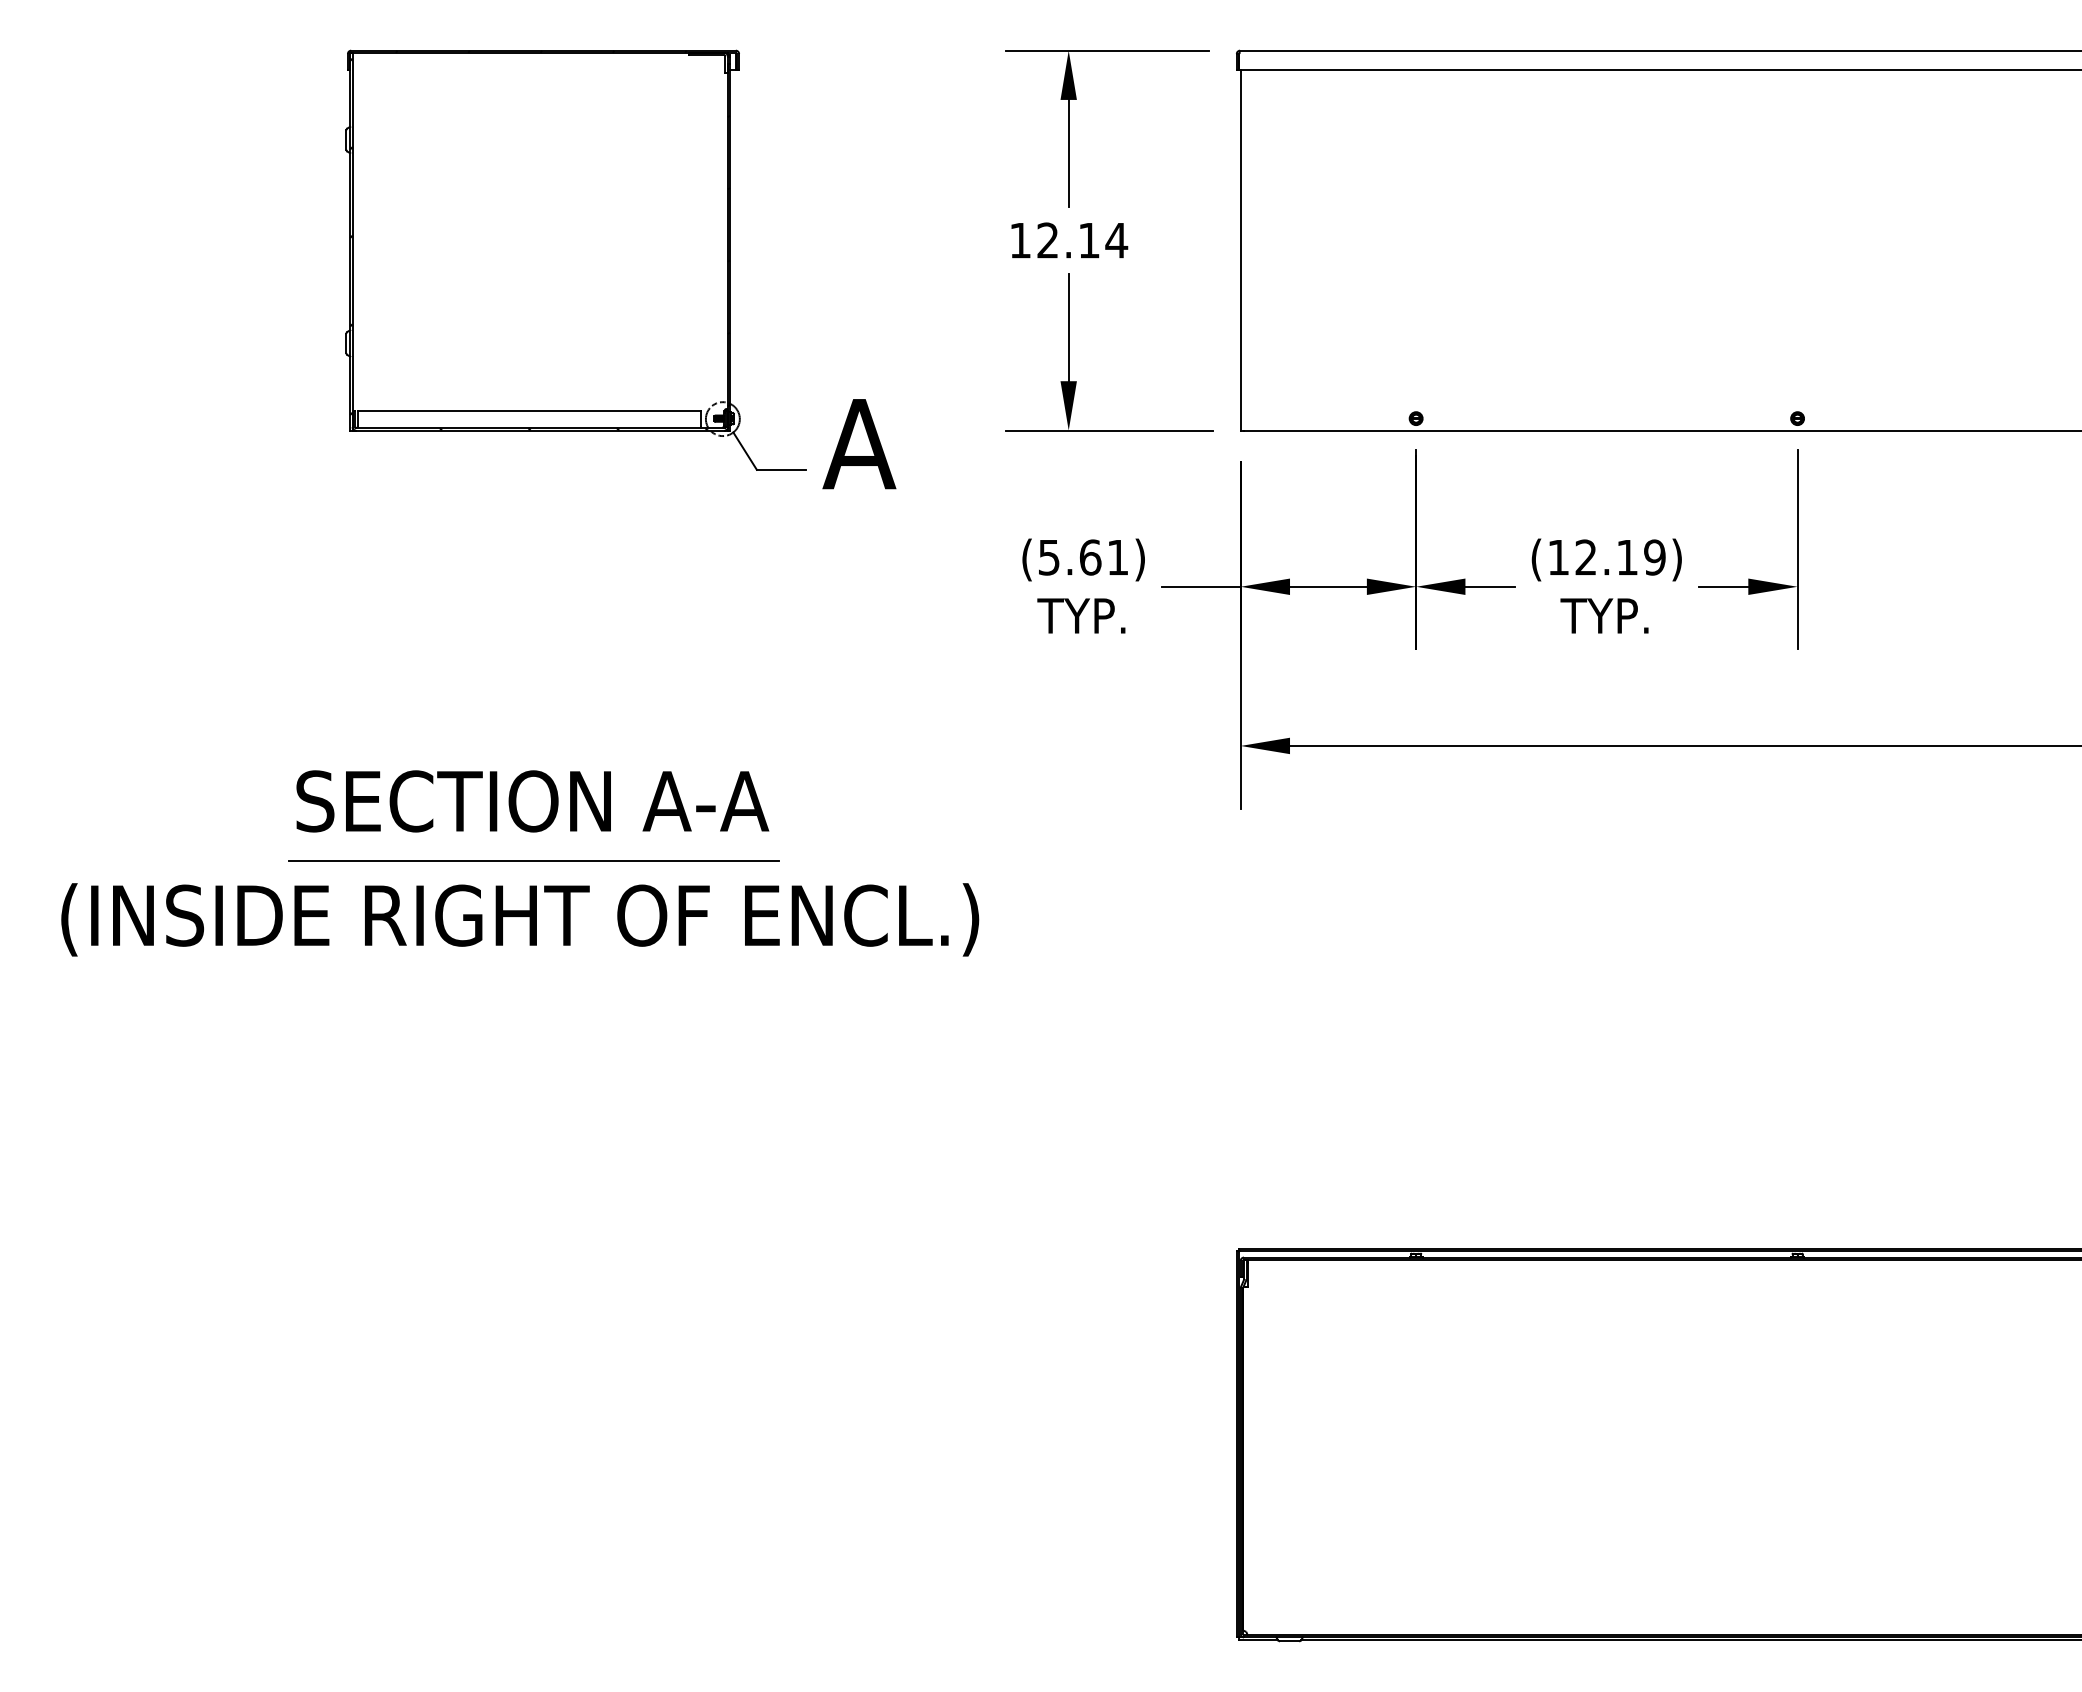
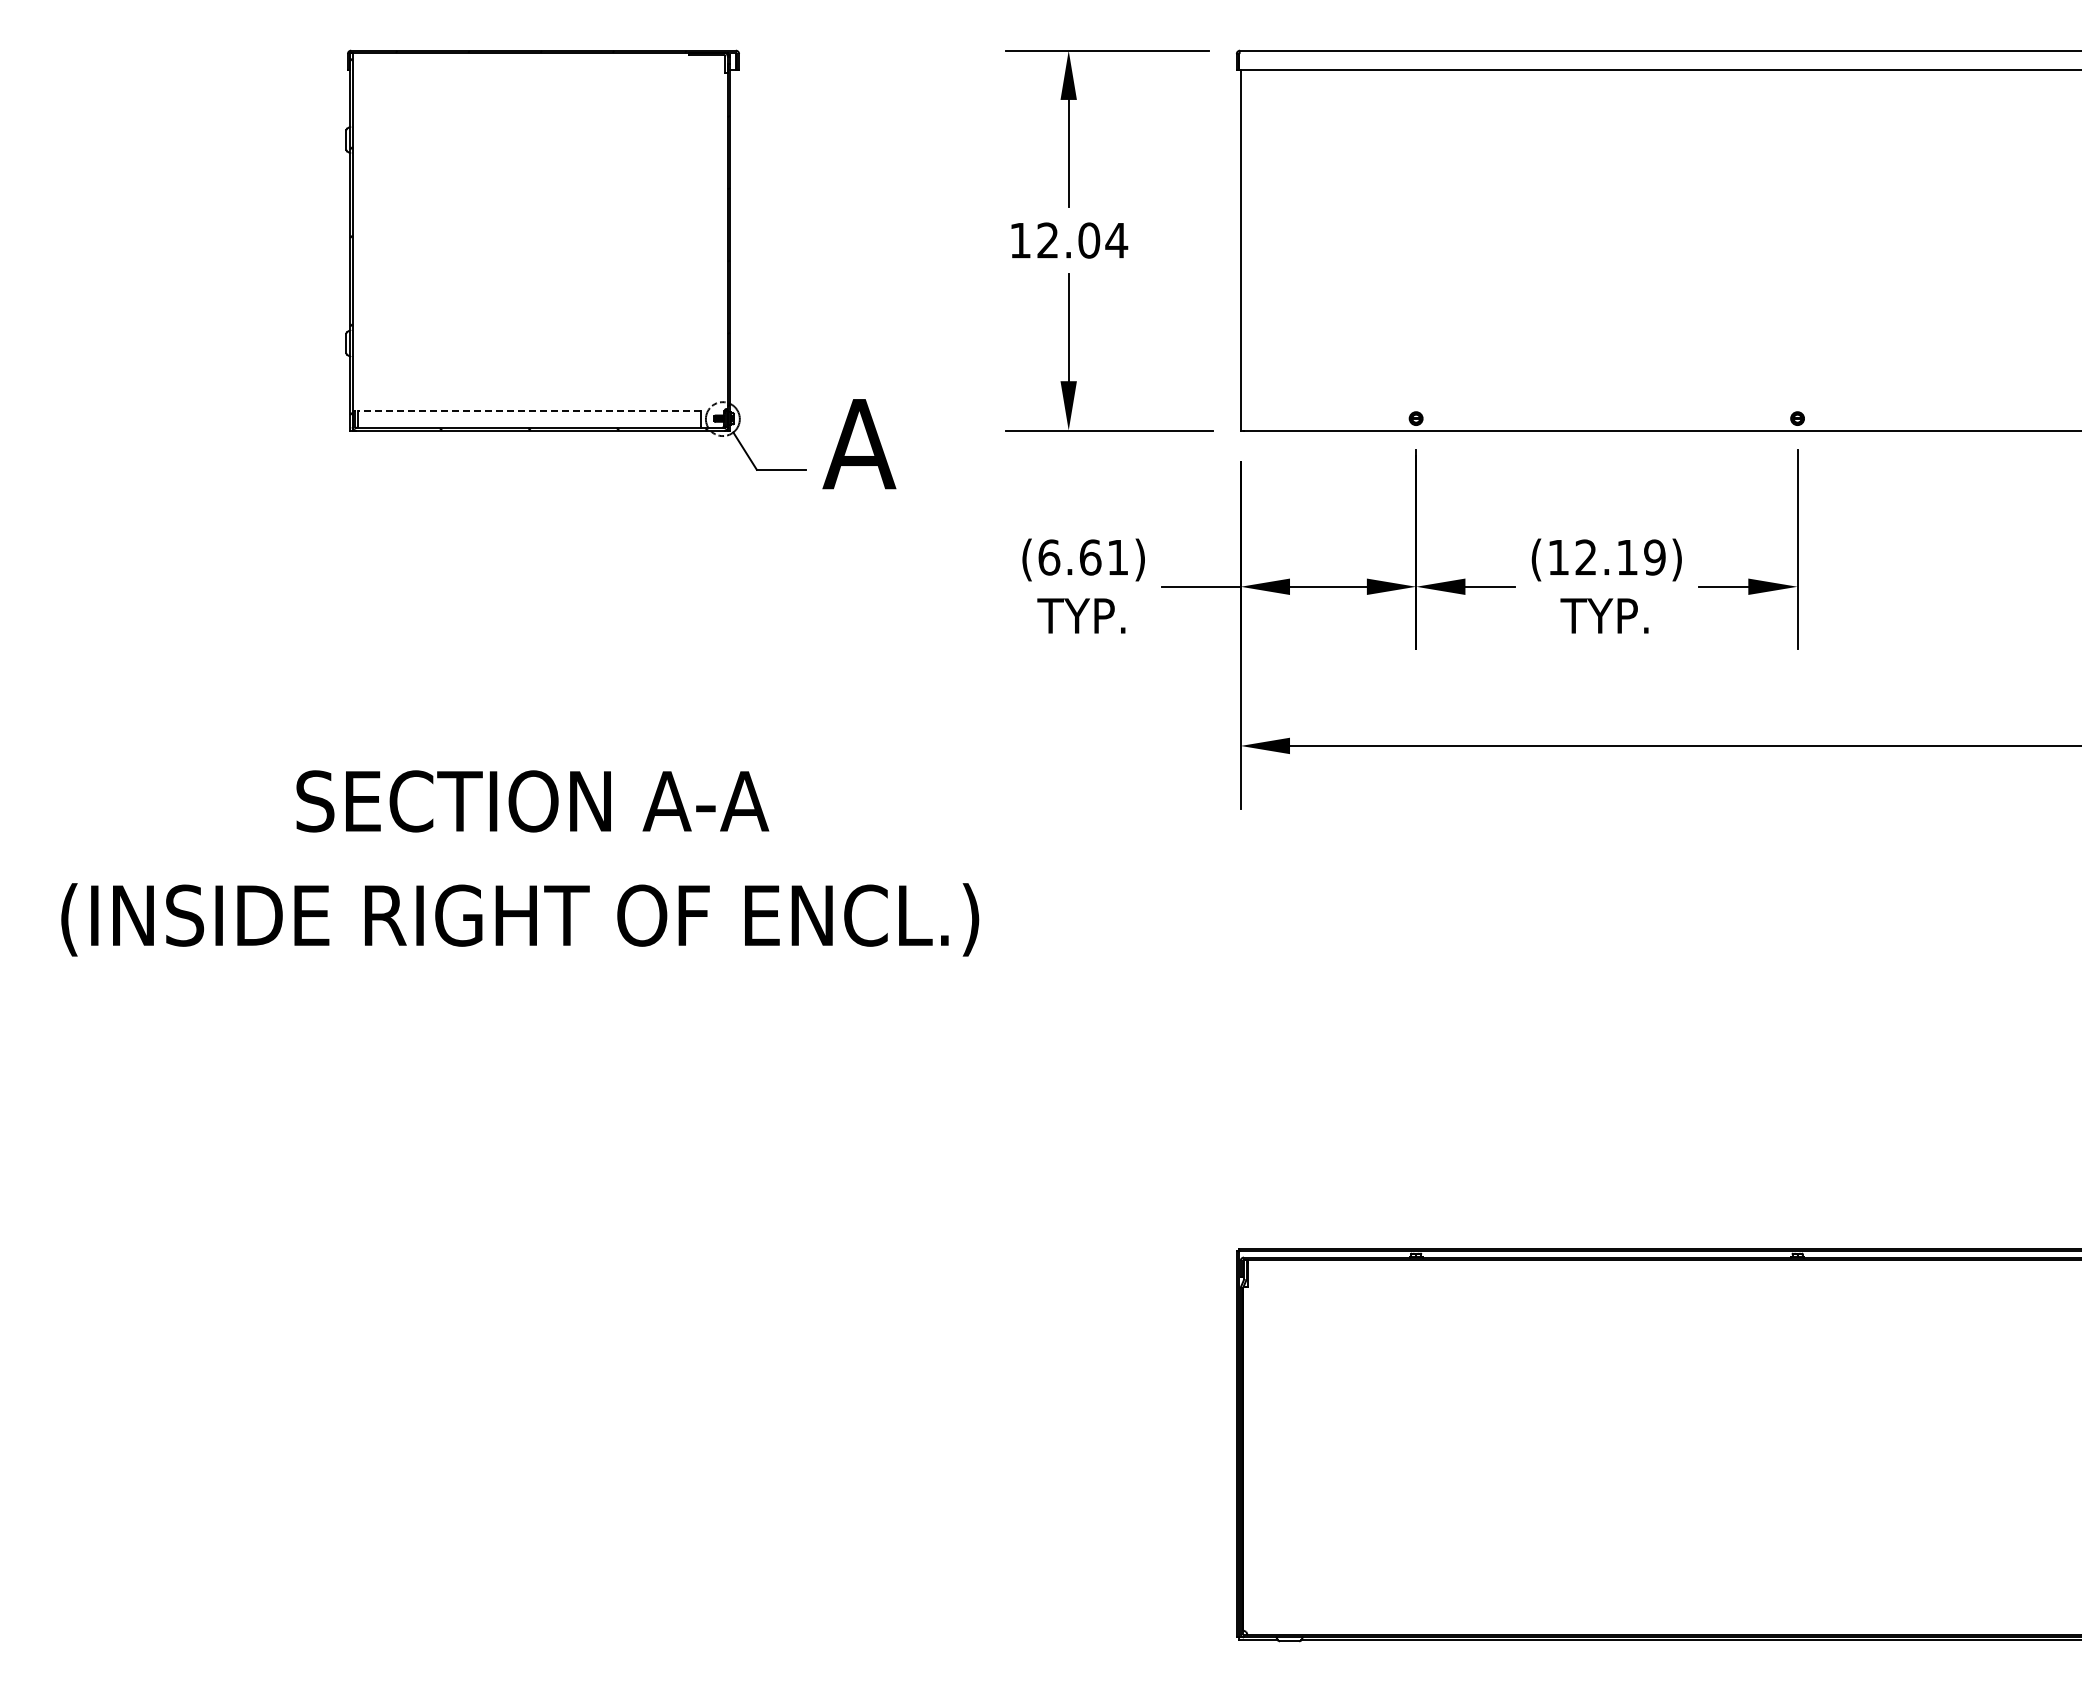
text: 12.14 -> 12.04 (1089, 240)
line: solid -> dashed (529, 410)
text: (5.61) -> (6.61) (1049, 557)
line: present -> none (533, 860)
